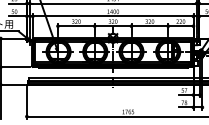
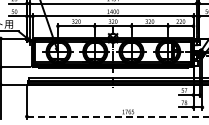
line: solid -> dashed (117, 116)
